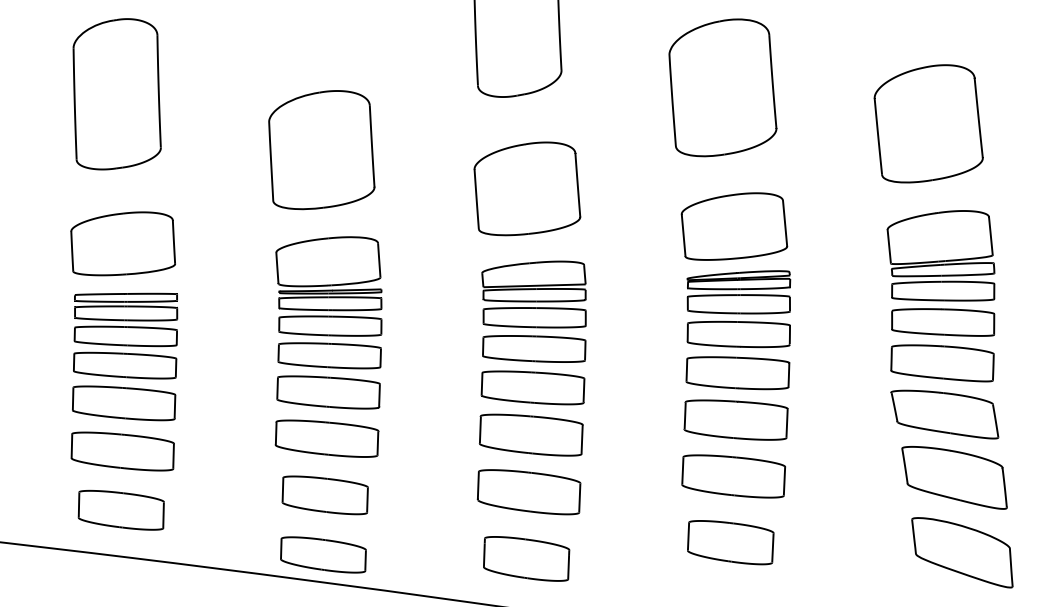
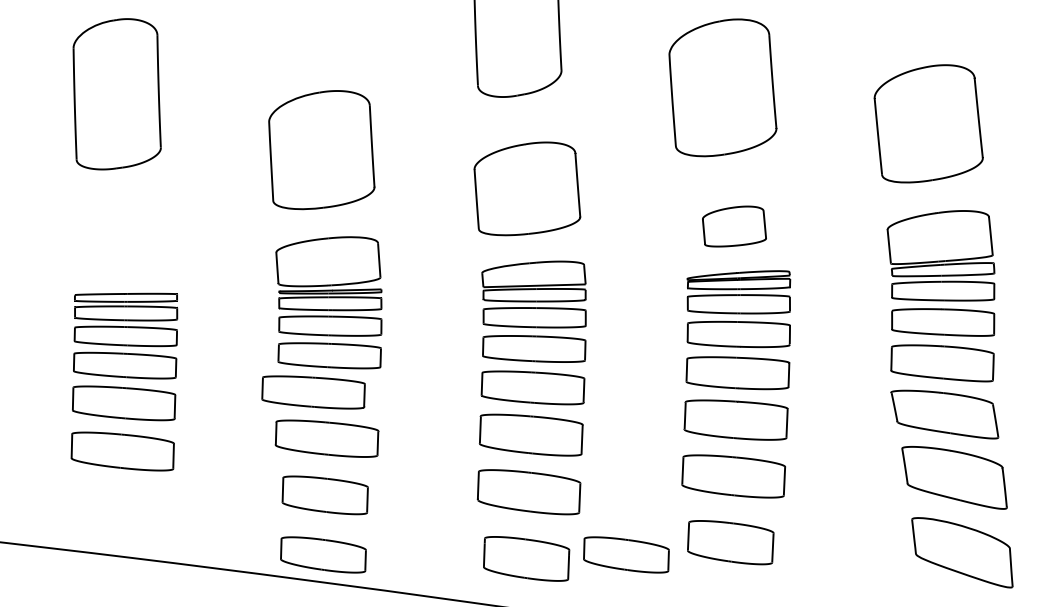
part size: 109x69 px -> 65x43 px (734, 226)
part: present -> none (122, 243)
part position: (328, 392) -> (313, 392) (313, 392)
part: present -> none (120, 509)
part: none -> present (626, 554)
